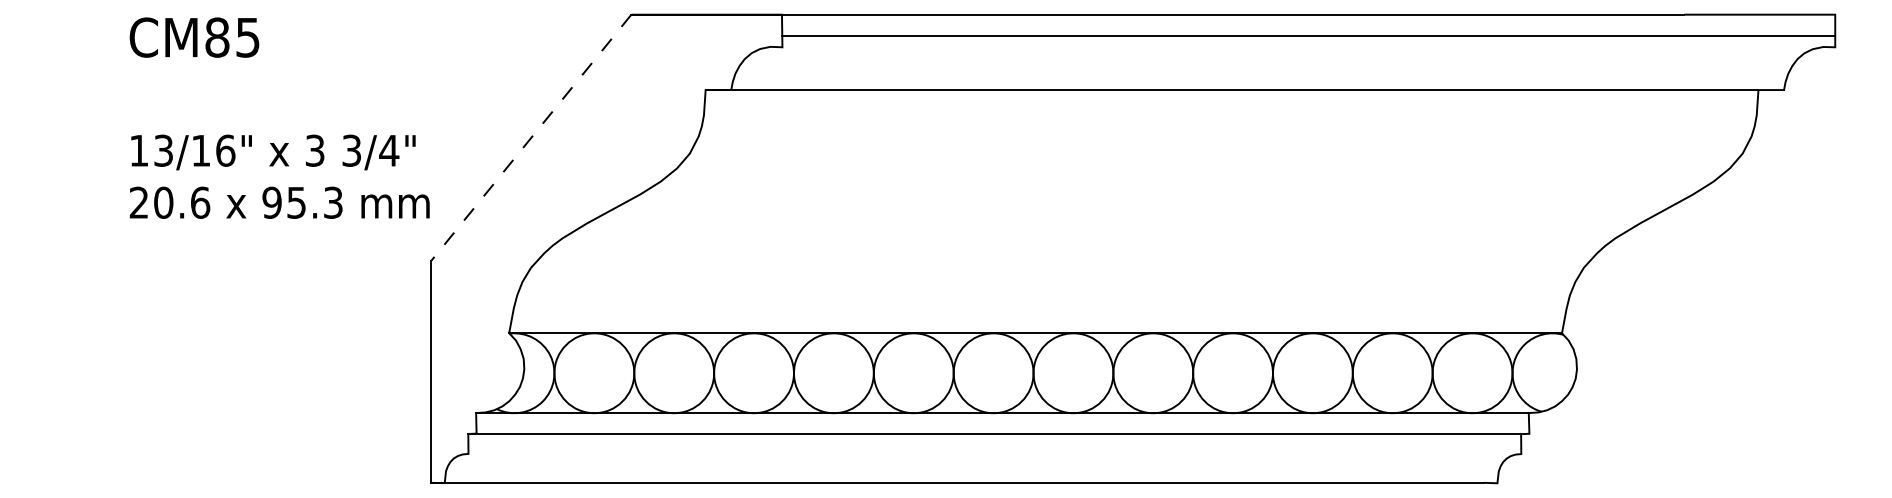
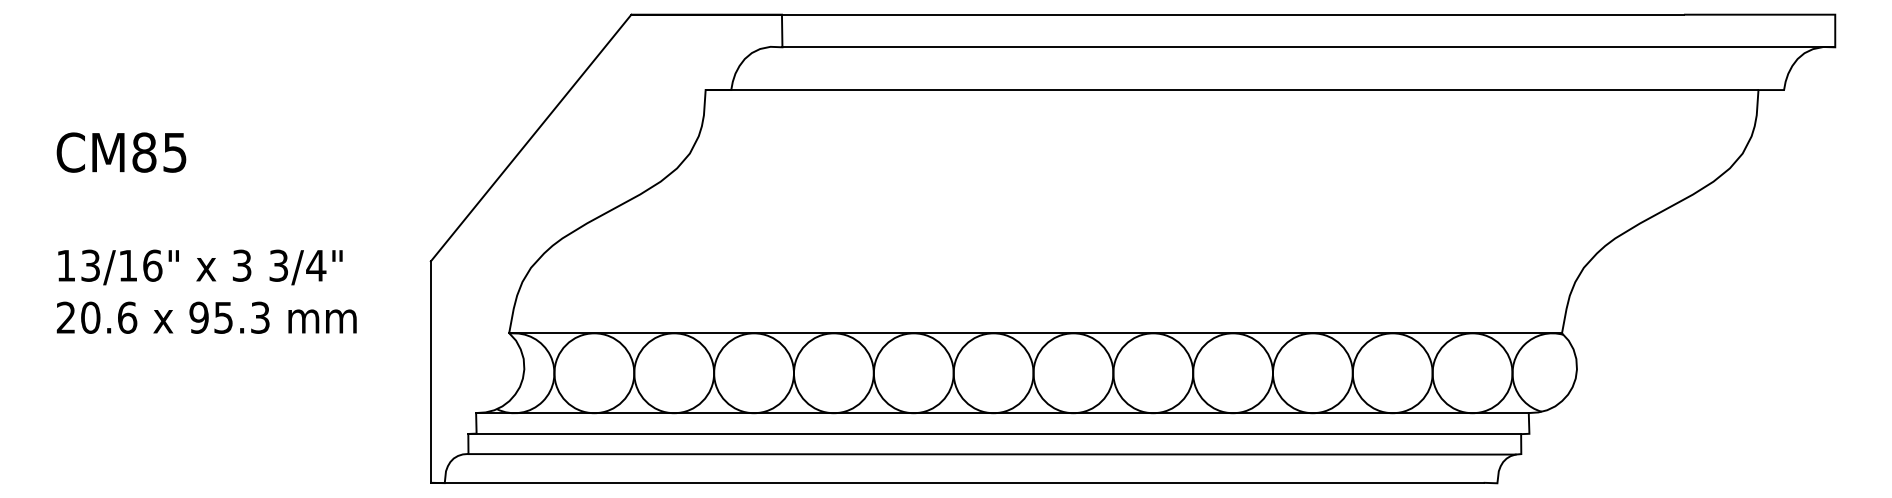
line position: (1308, 36) -> (1308, 47) (1308, 47)
text position: (279, 117) -> (206, 232) (206, 232)
line: dashed -> solid (531, 138)
line: none -> present (991, 454)
